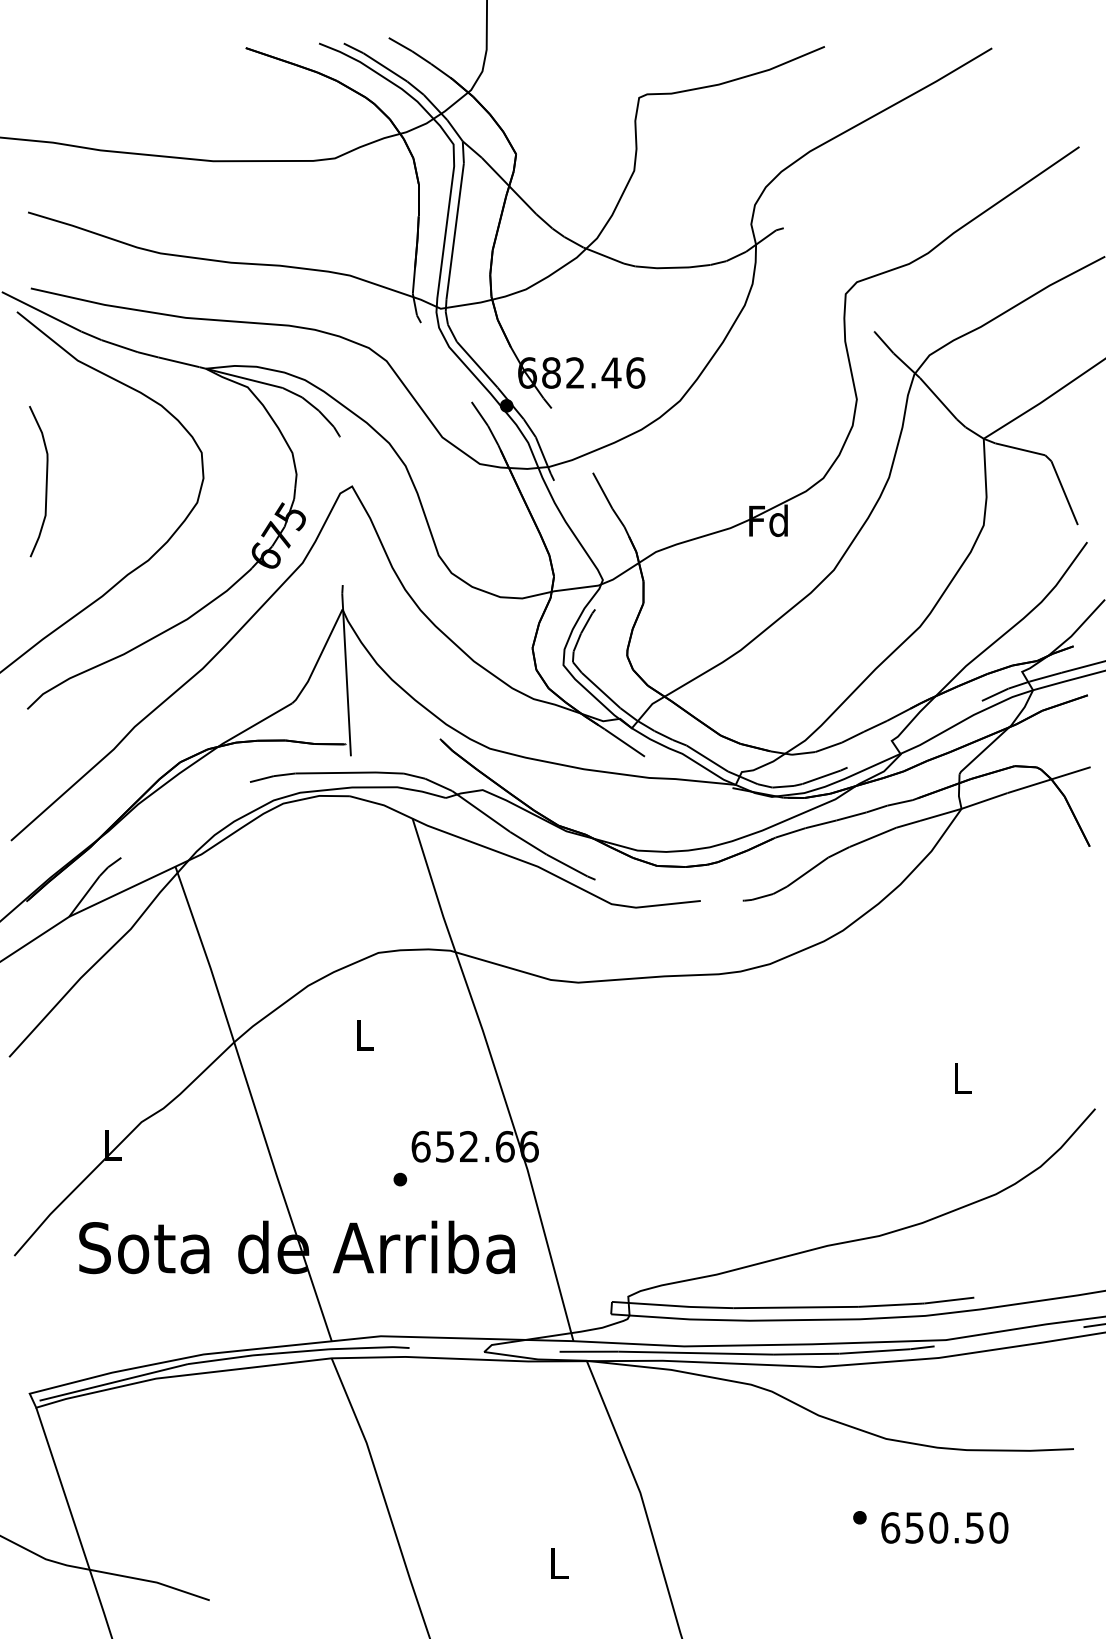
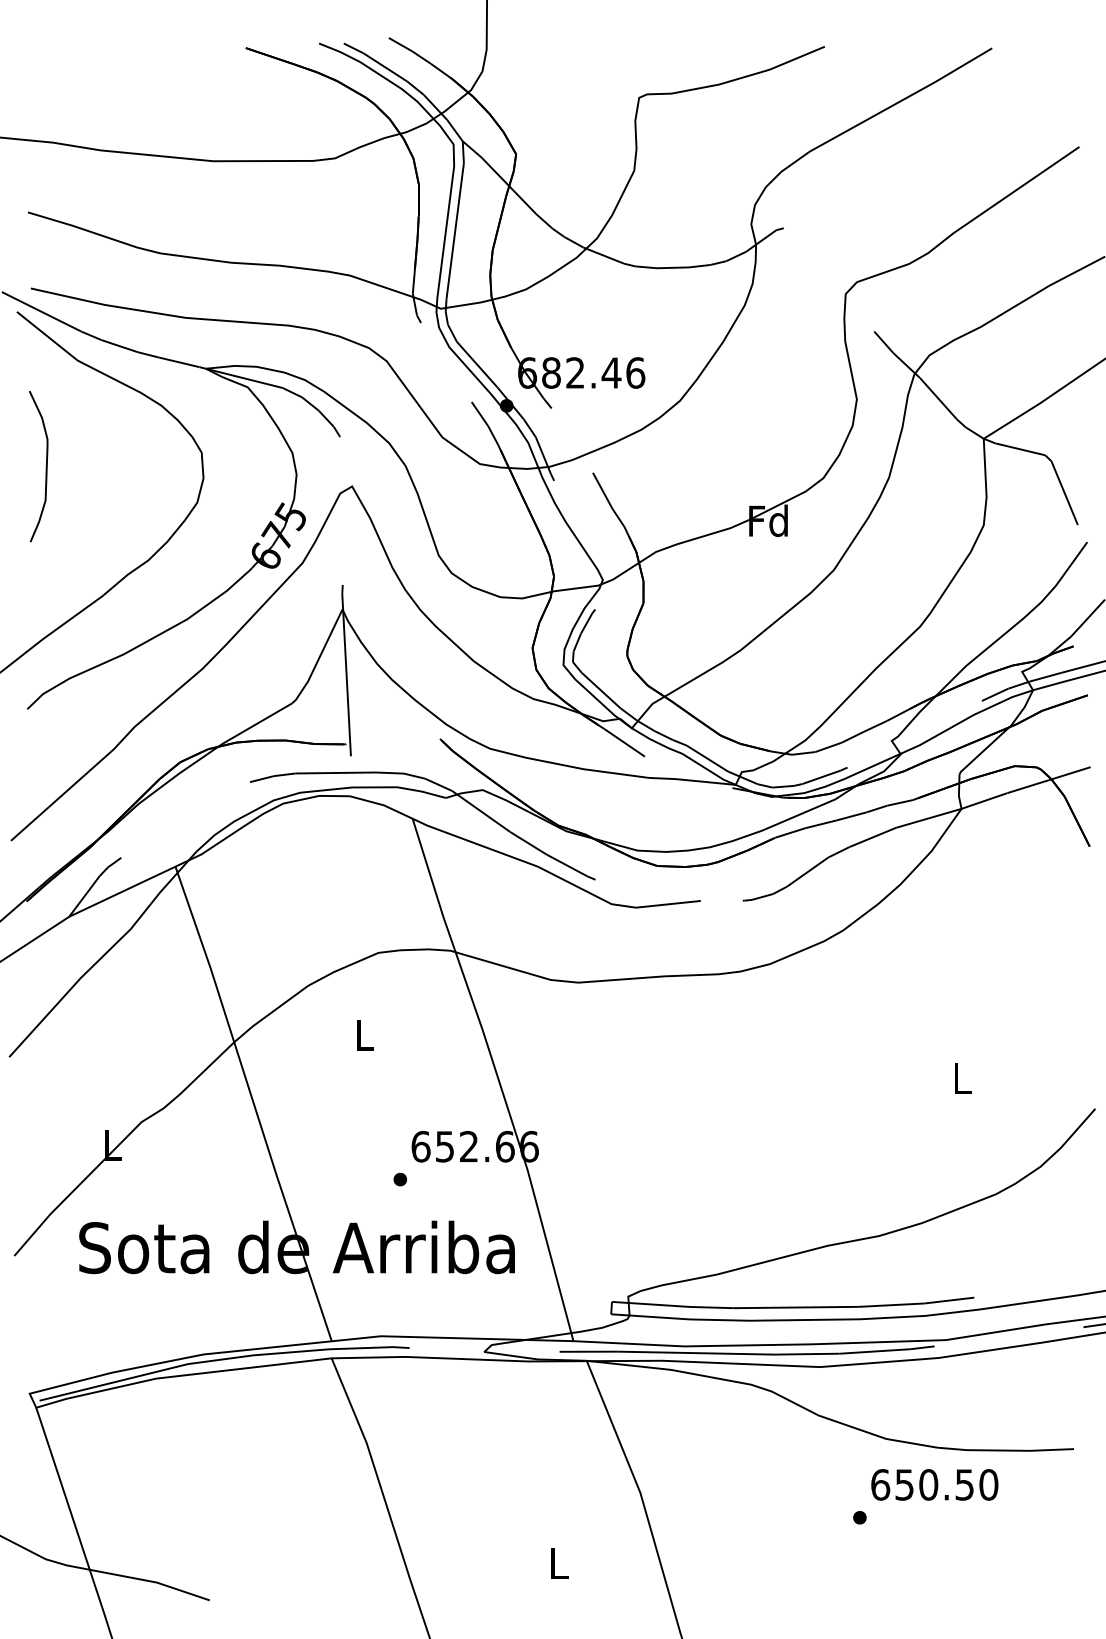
curve position: (45, 481) -> (45, 466) (45, 466)
text position: (944, 1527) -> (934, 1484) (934, 1484)
